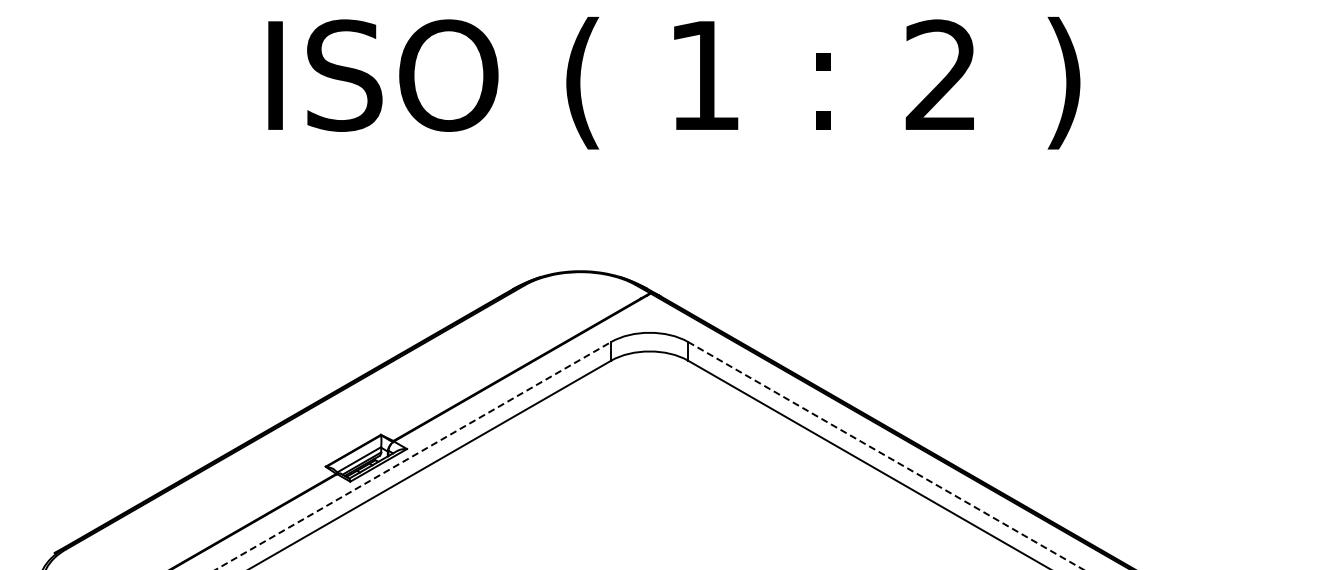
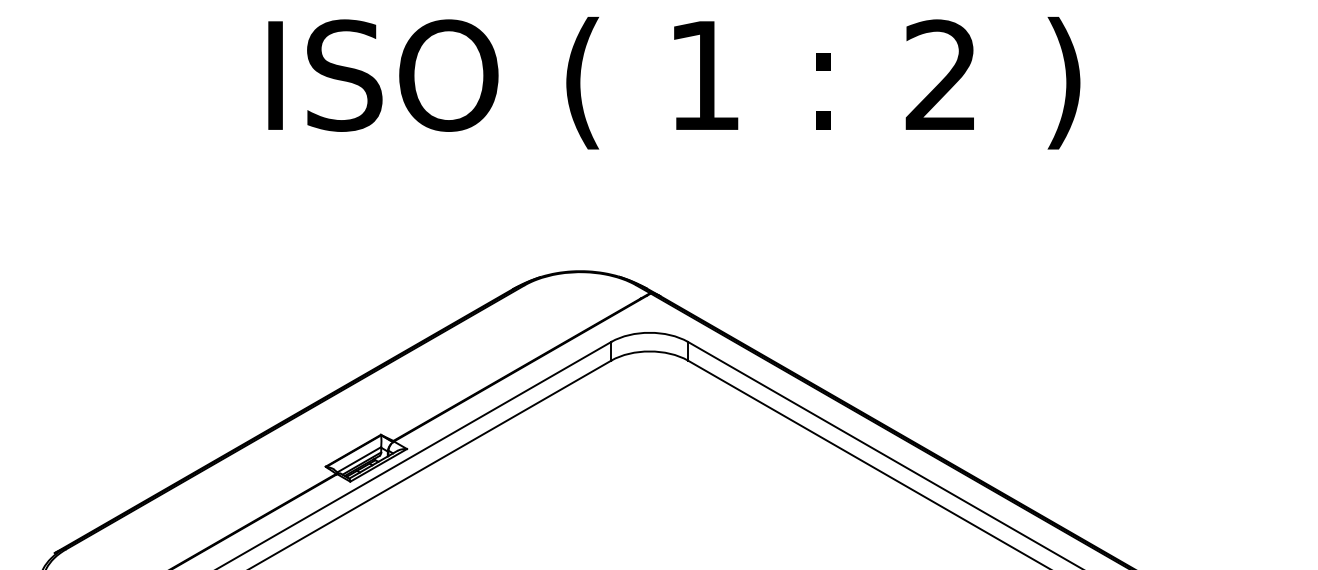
line: dashed -> solid (413, 455)
line: dashed -> solid (886, 456)
